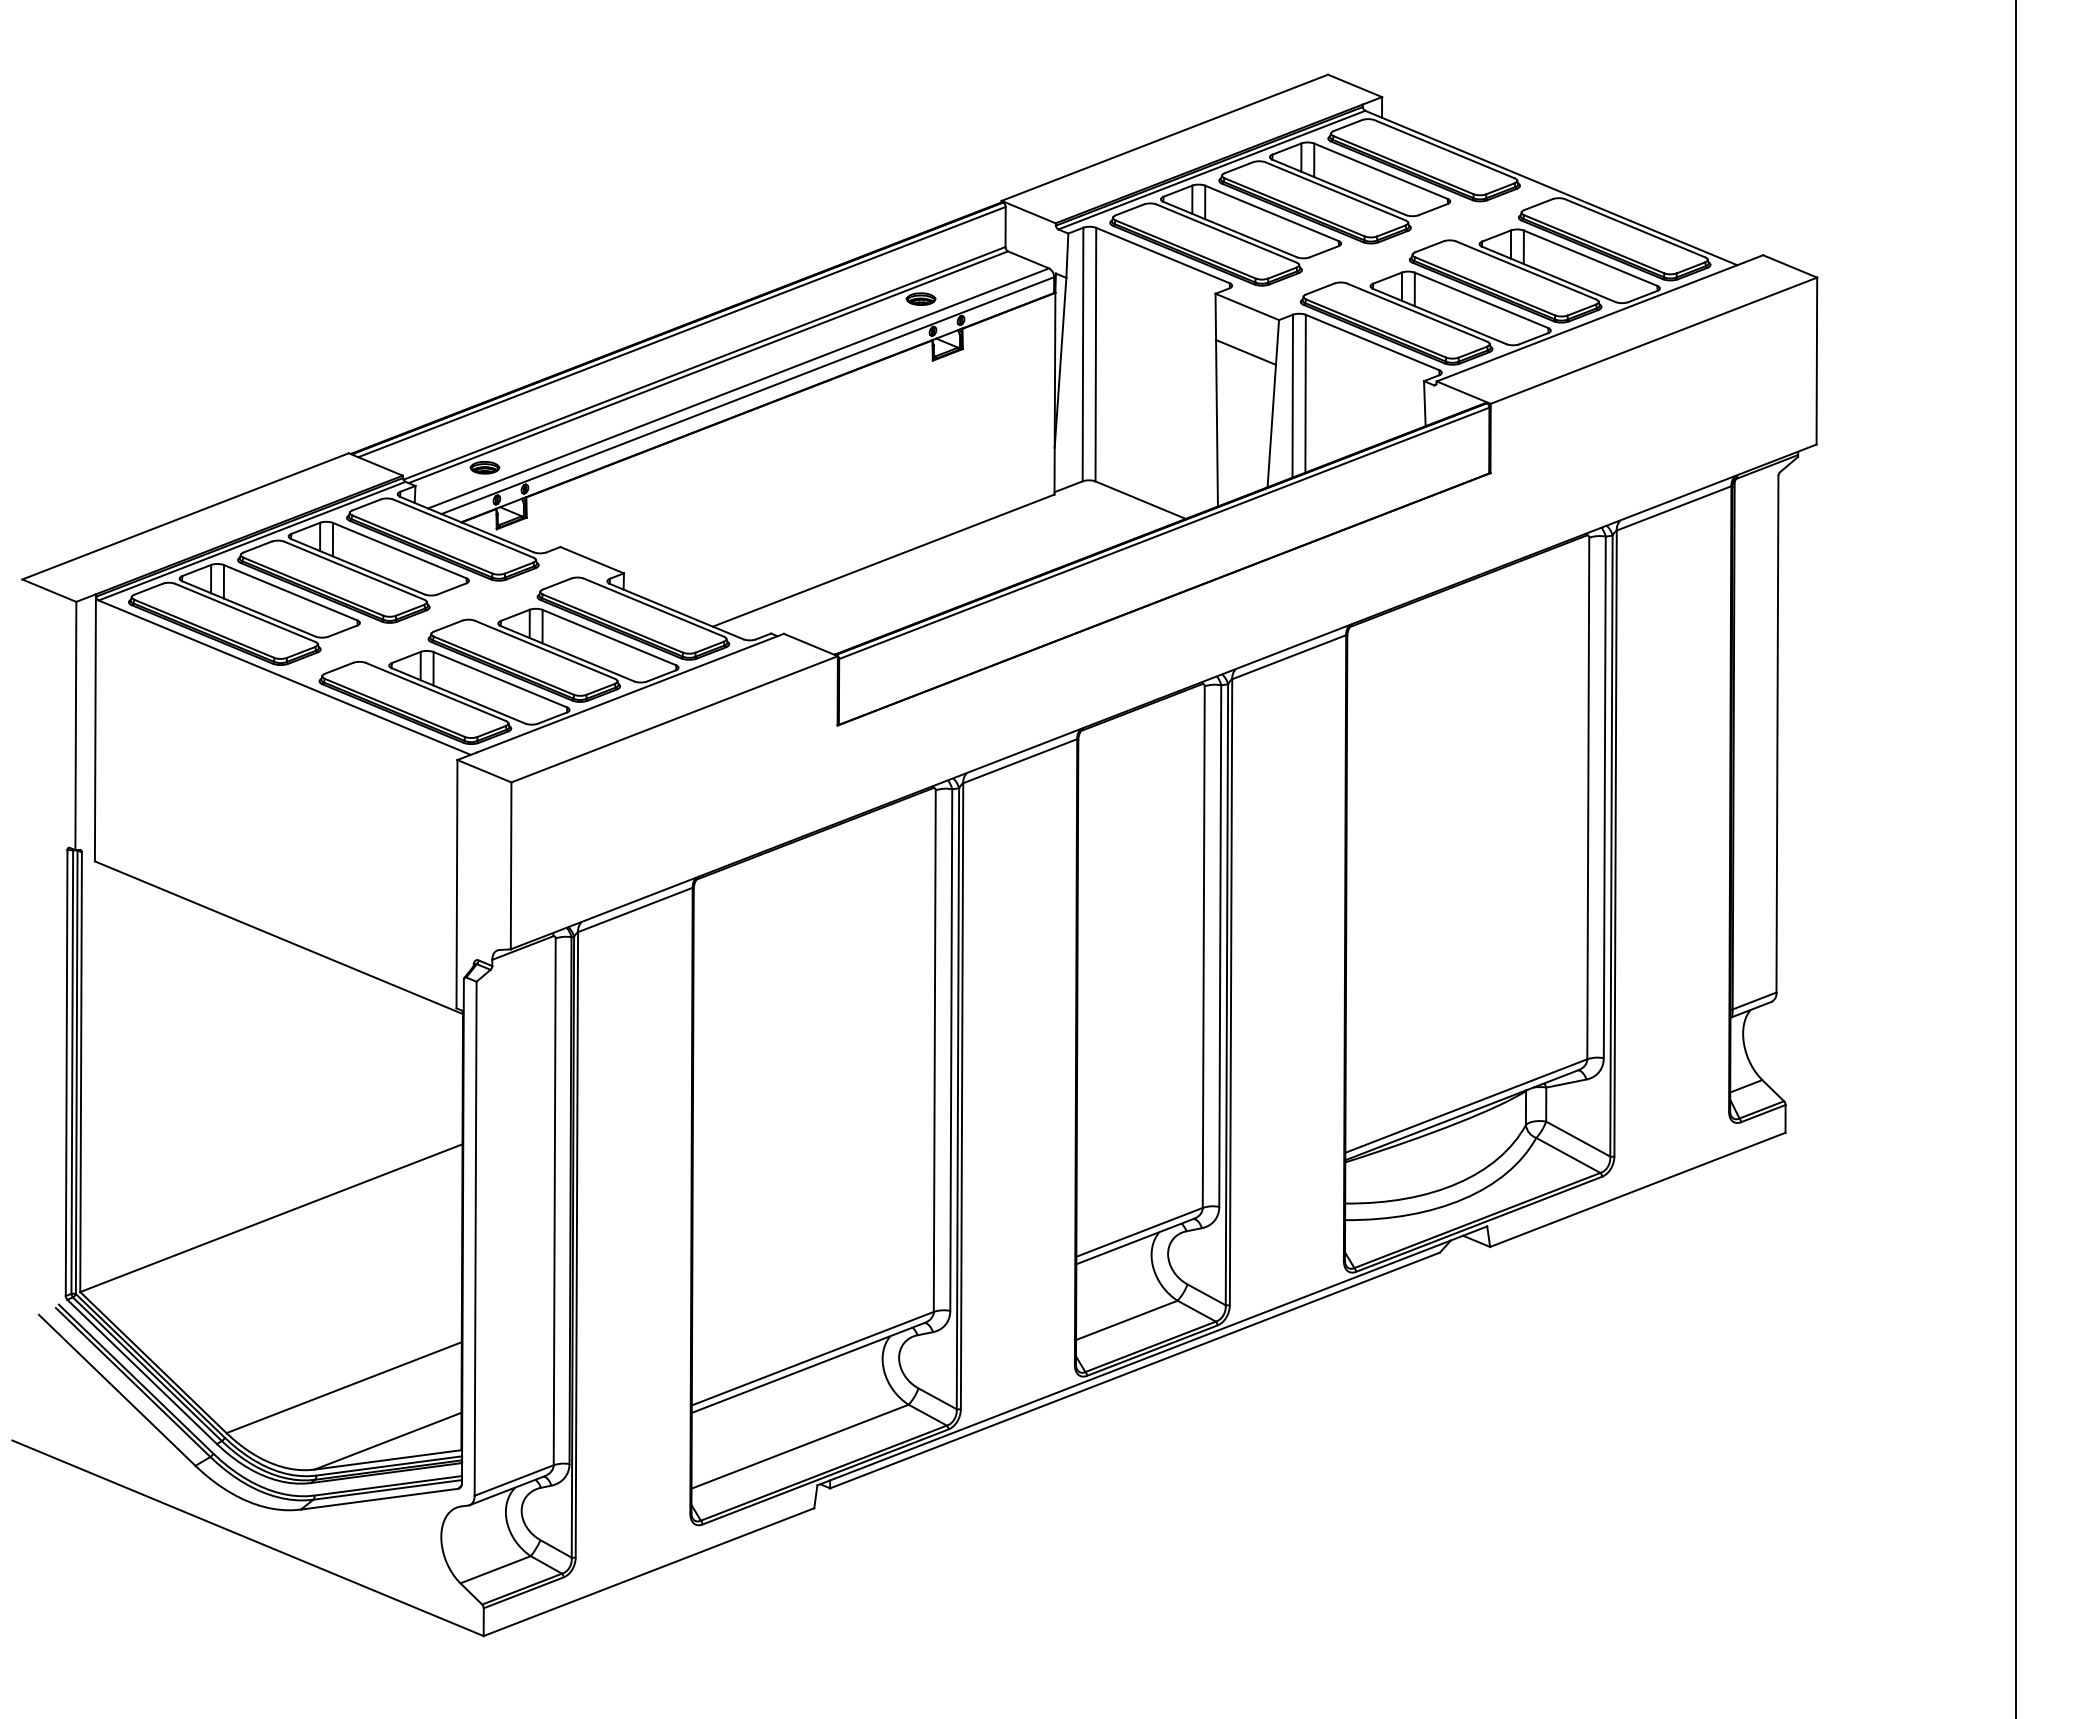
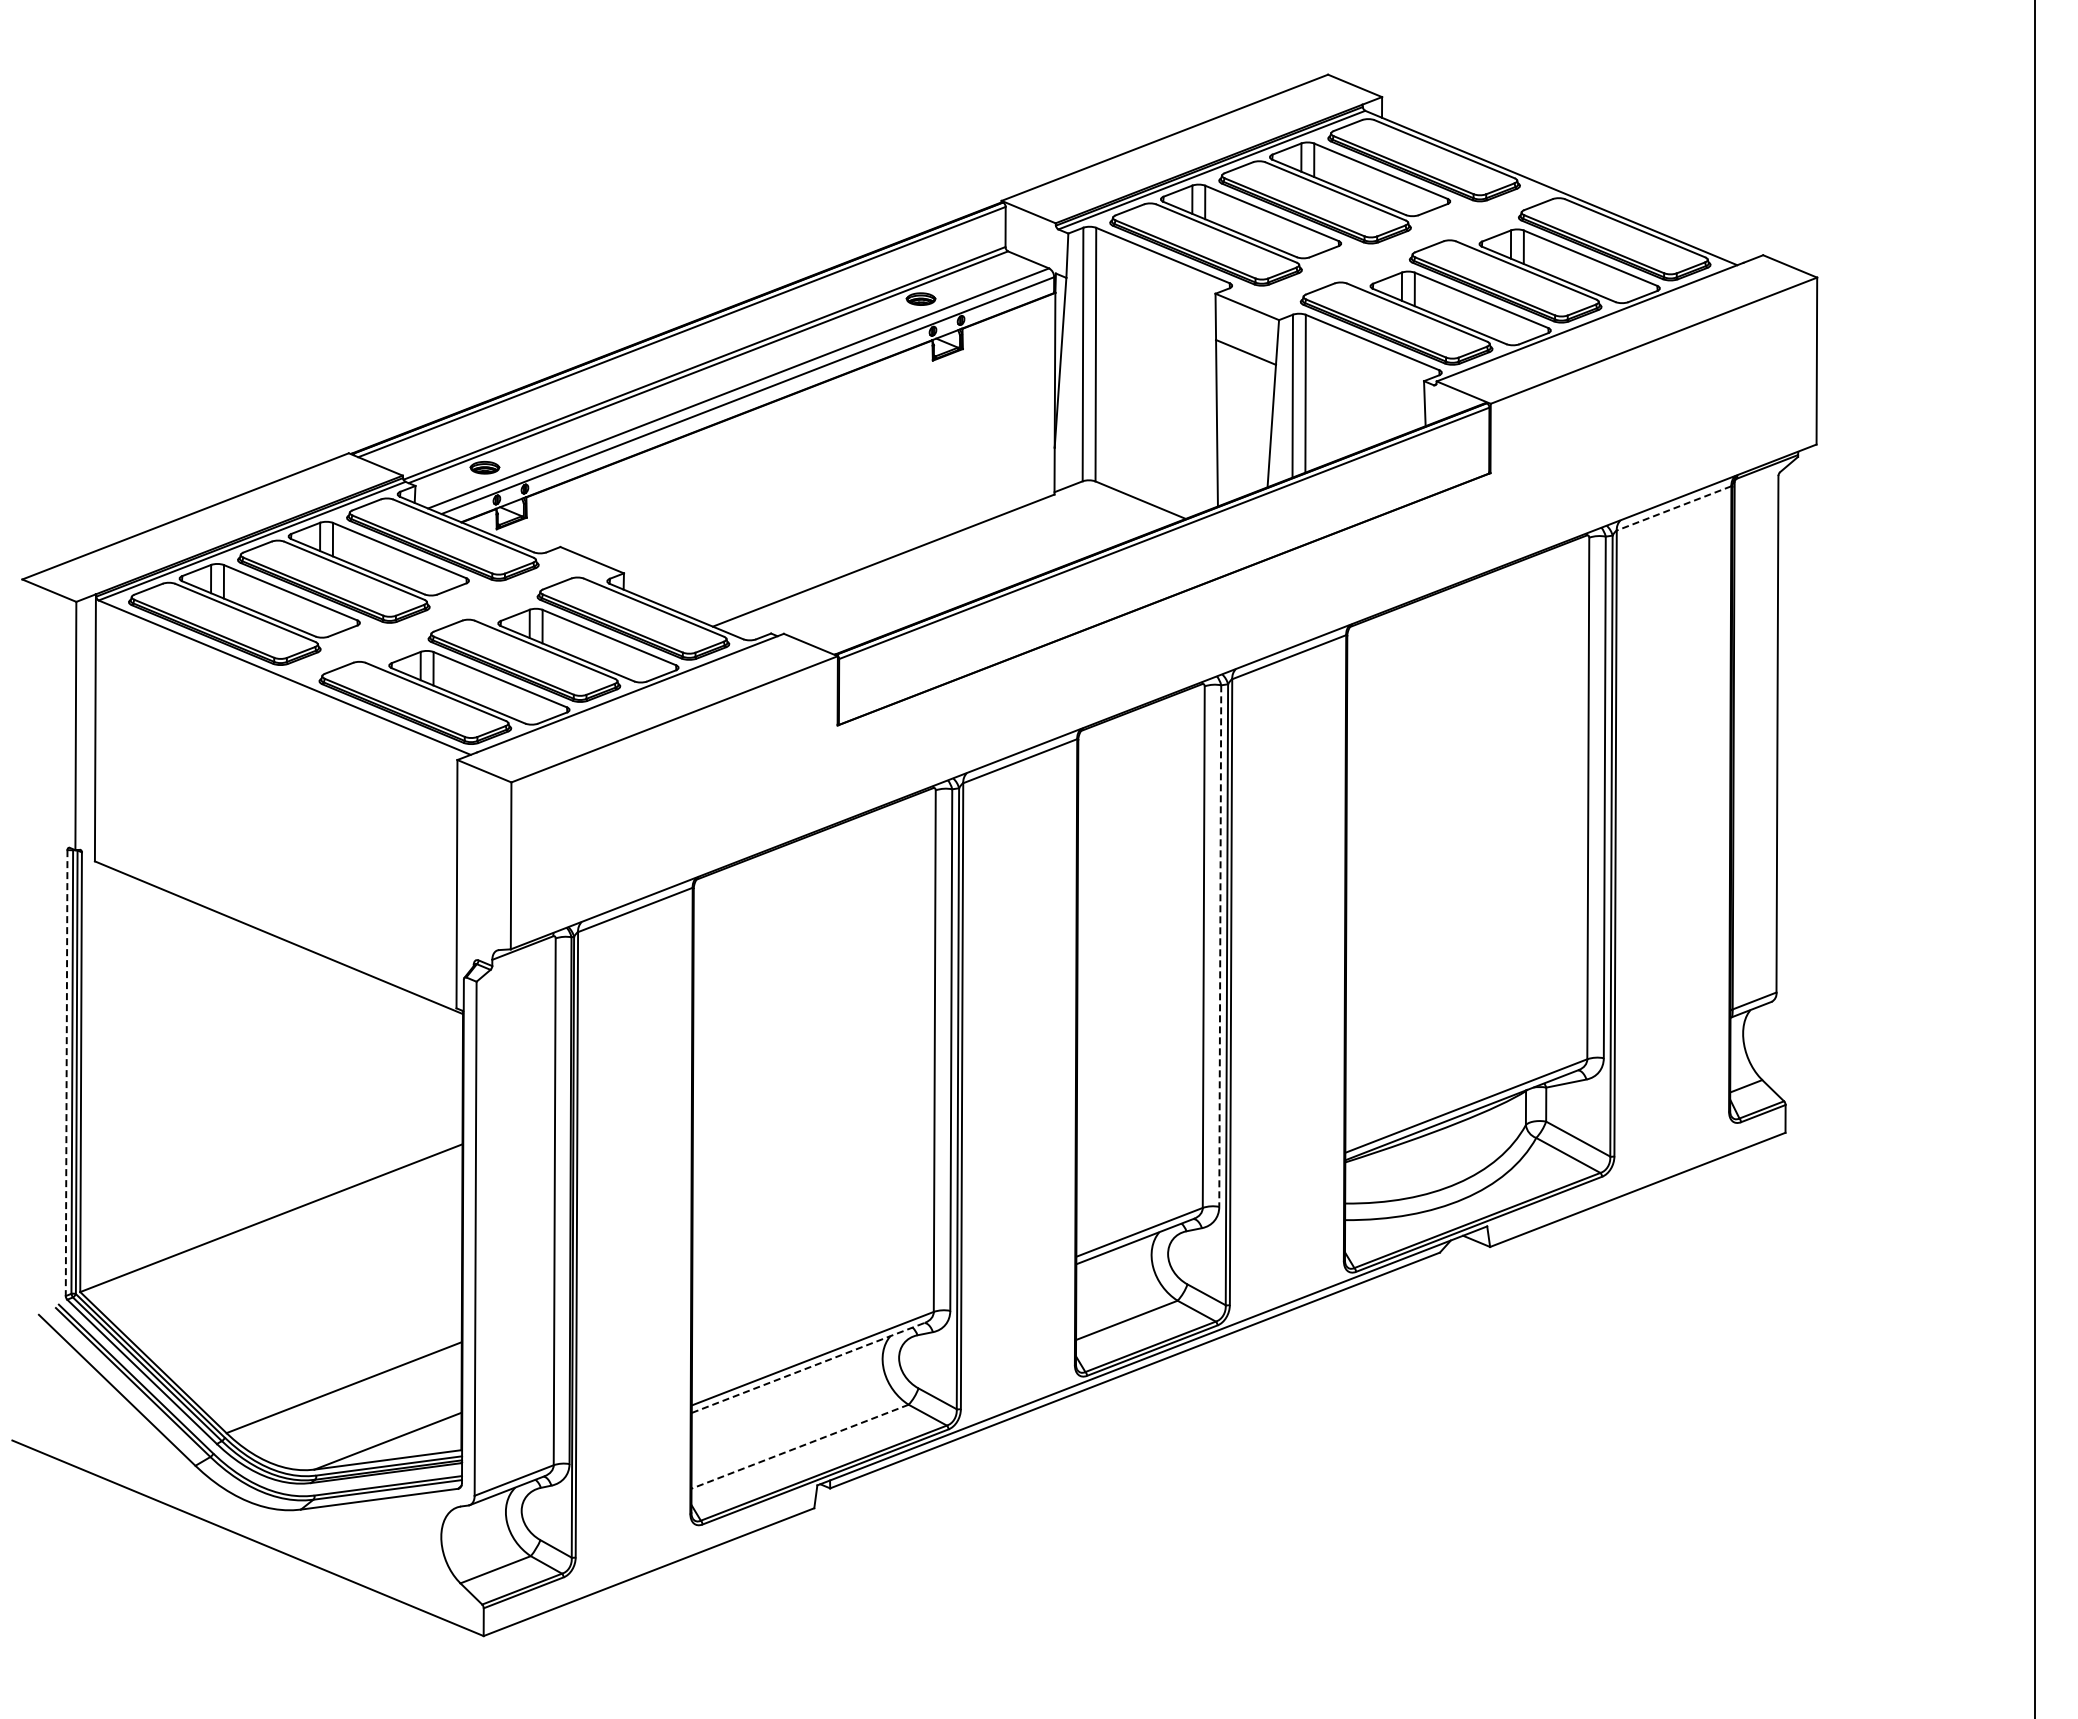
line: solid -> dashed (1673, 508)
line position: (2015, 858) -> (2034, 858) (2034, 858)
line: solid -> dashed (1220, 946)
line: solid -> dashed (66, 1073)
line: solid -> dashed (808, 1367)
line: solid -> dashed (799, 1446)
